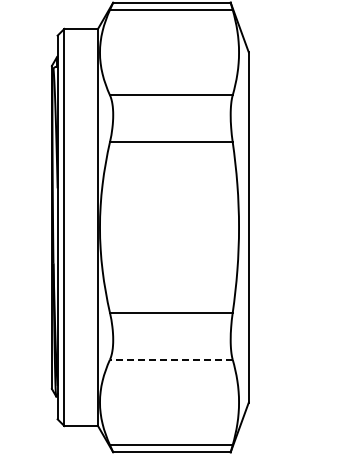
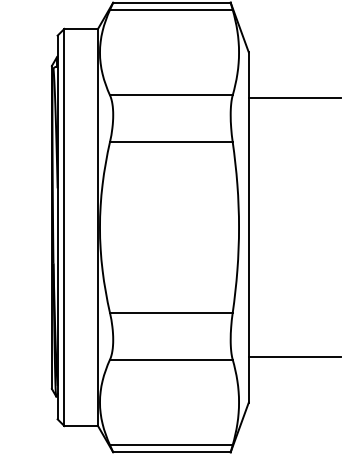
line: none -> present (294, 98)
line: none -> present (294, 356)
line: dashed -> solid (170, 359)
